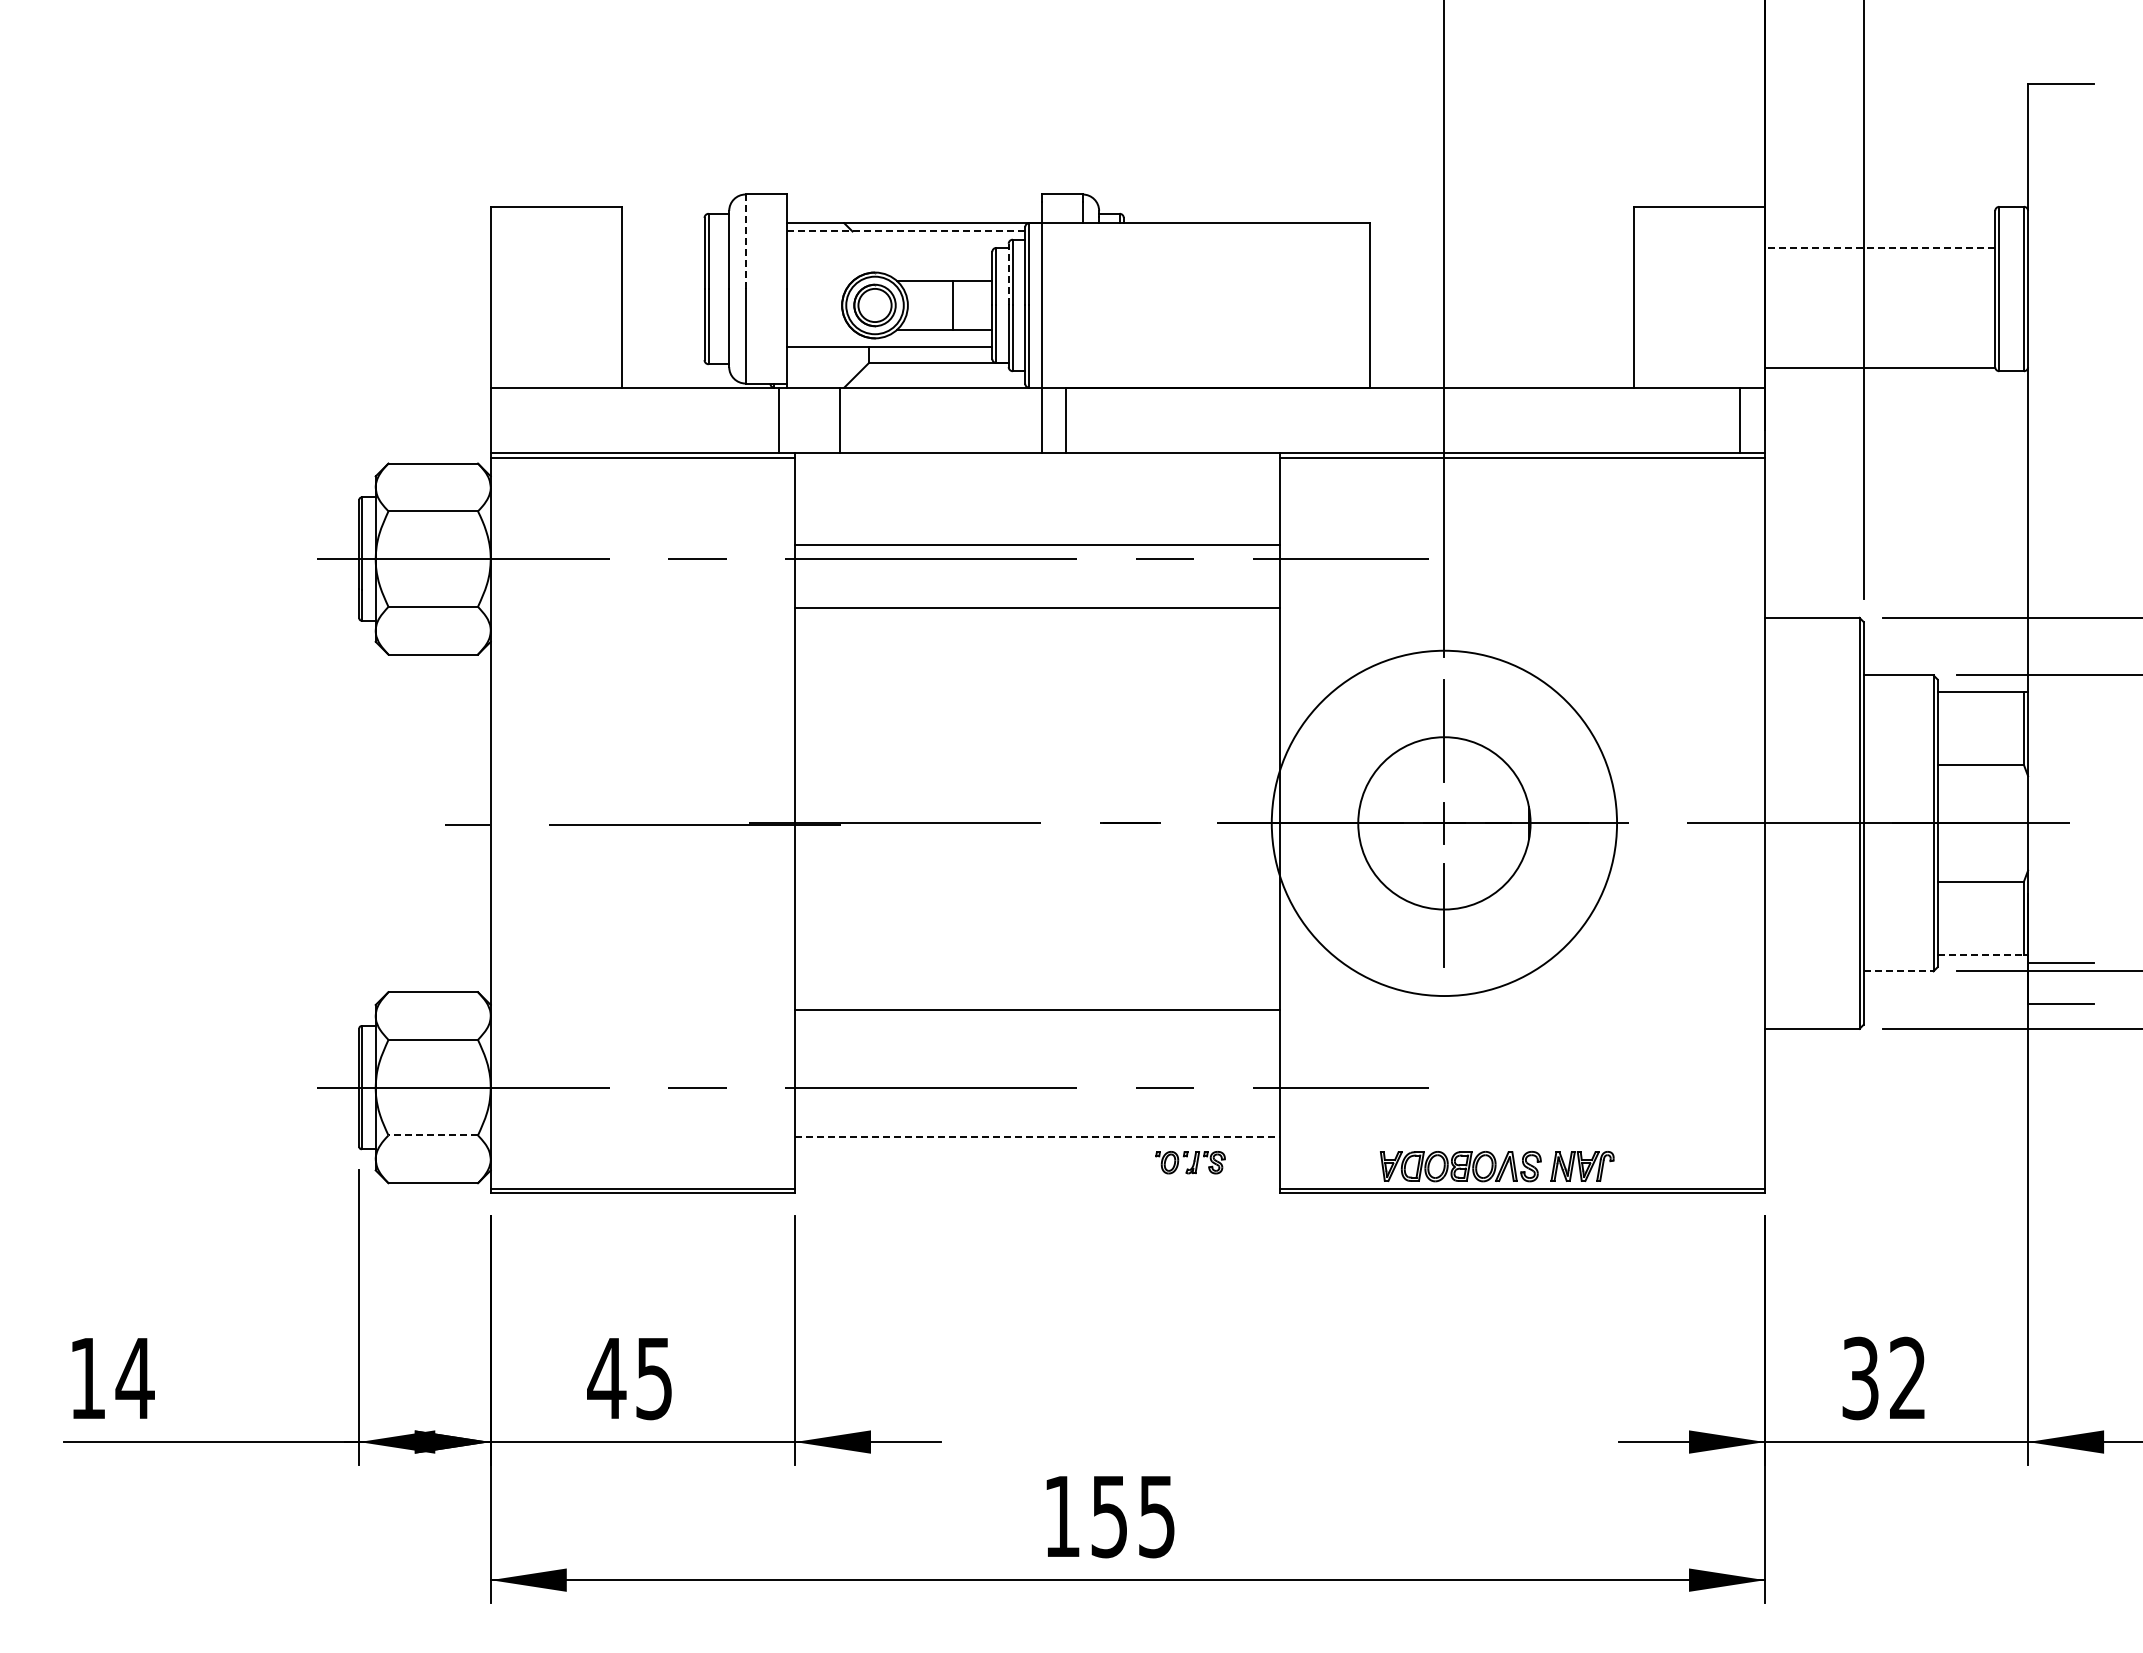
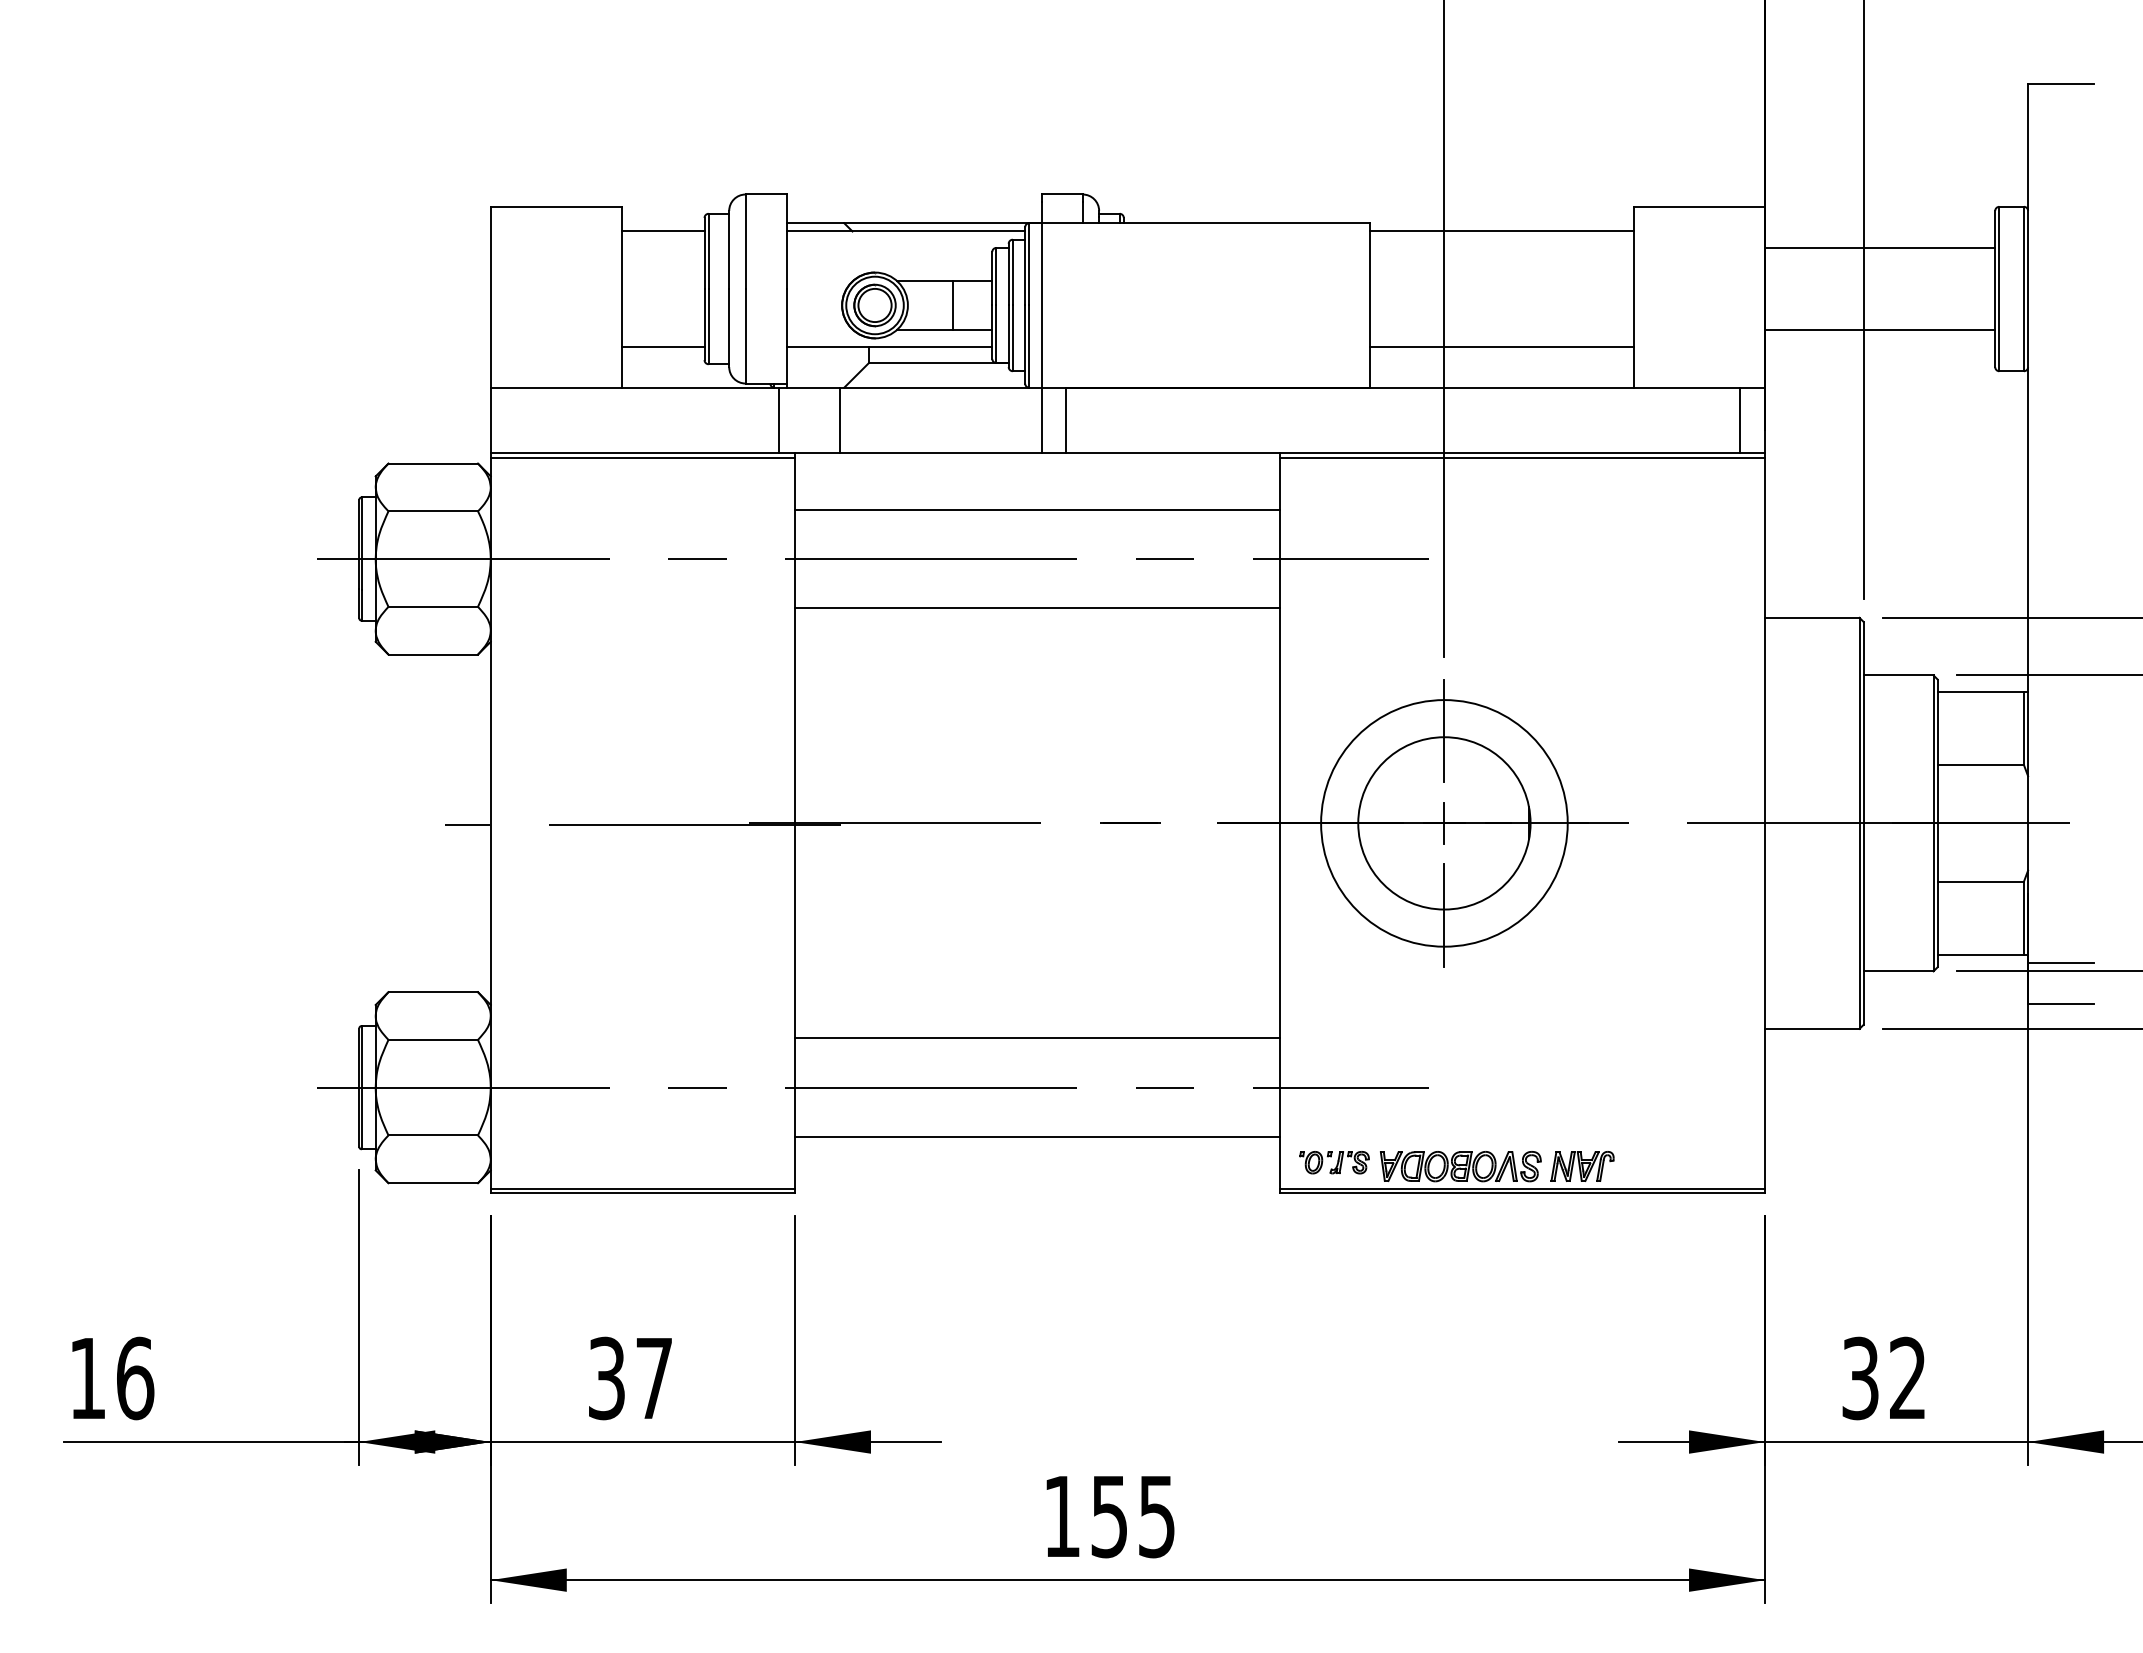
line: none -> present (663, 231)
line: dashed -> solid (905, 231)
line: none -> present (1501, 231)
line: dashed -> solid (745, 242)
line: dashed -> solid (1879, 247)
line: dashed -> solid (1008, 274)
line: none -> present (663, 346)
line: none -> present (1501, 346)
line position: (1880, 368) -> (1880, 330) (1880, 330)
line position: (1037, 544) -> (1037, 509) (1037, 509)
circle diameter: 345 px -> 247 px (1444, 823)
line: dashed -> solid (1981, 954)
line: dashed -> solid (1898, 971)
line position: (1037, 1010) -> (1037, 1038) (1037, 1038)
line: dashed -> solid (433, 1135)
line: dashed -> solid (1037, 1137)
part position: (1190, 1162) -> (1334, 1162) (1334, 1162)
text: 14 -> 16 (134, 1378)
text: 45 -> 37 (629, 1378)
